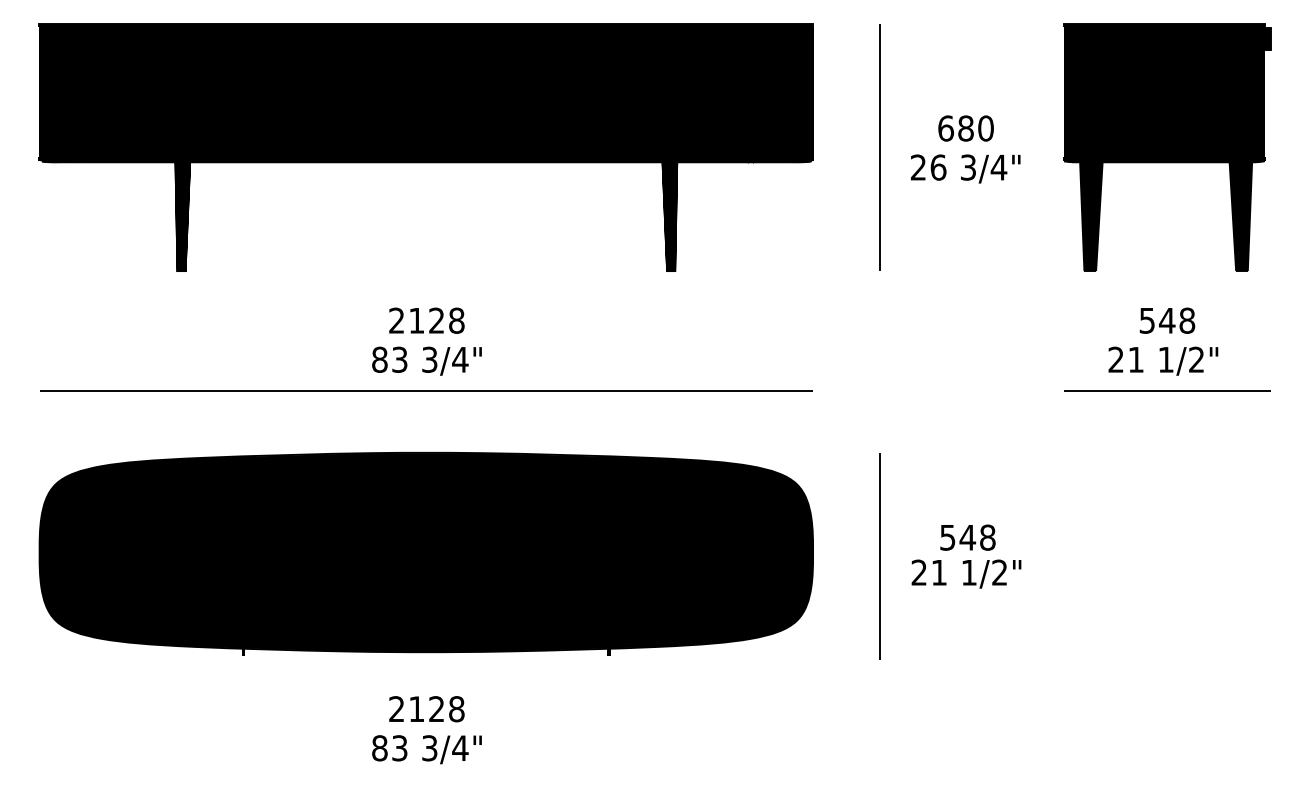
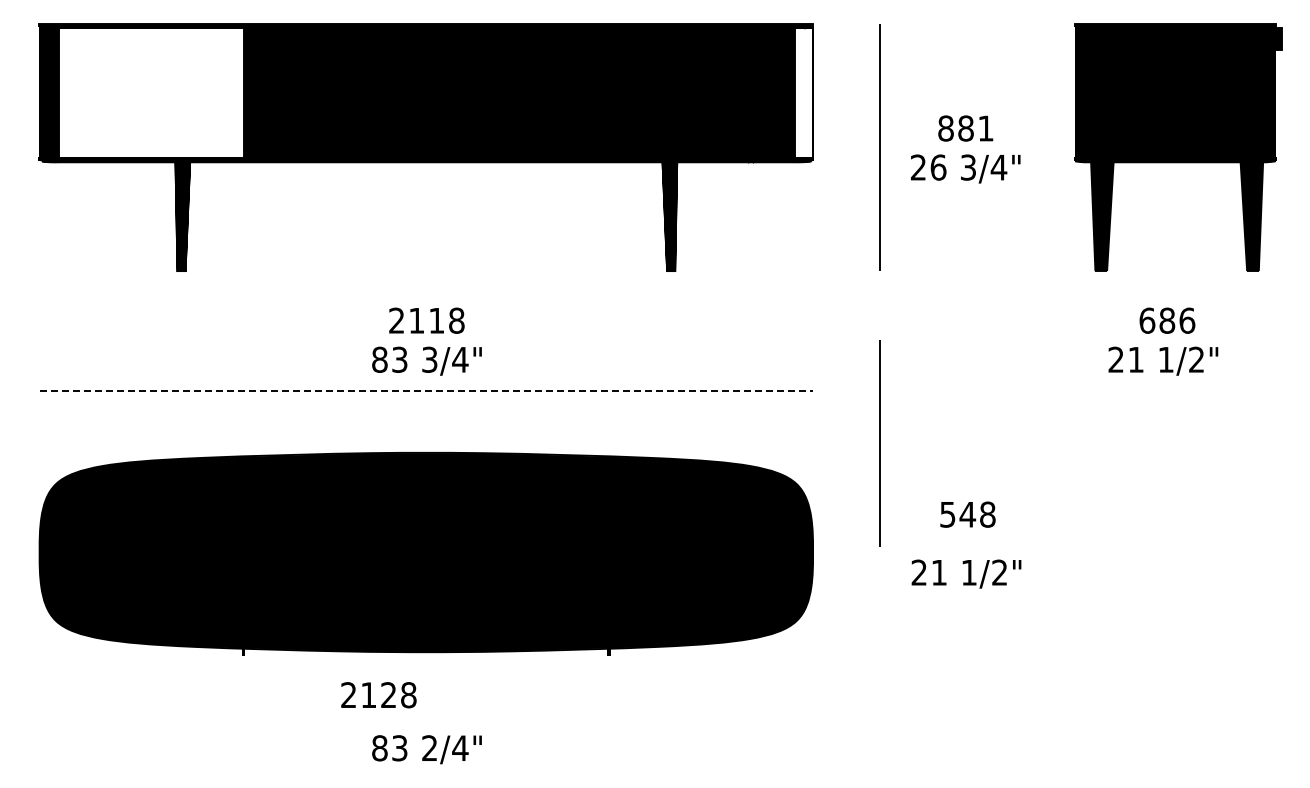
fill: present -> none (150, 92)
fill: present -> none (803, 92)
text: 680 -> 881 (965, 128)
part position: (1167, 147) -> (1178, 147) (1178, 147)
text: 2128 -> 2118 (436, 320)
text: 548 -> 686 (1167, 320)
line: present -> none (1167, 390)
line: solid -> dashed (426, 391)
text position: (967, 537) -> (967, 514) (967, 514)
line position: (879, 556) -> (879, 443) (879, 443)
text position: (426, 709) -> (378, 695) (378, 695)
text: 3/4" -> 2/4" (429, 748)
